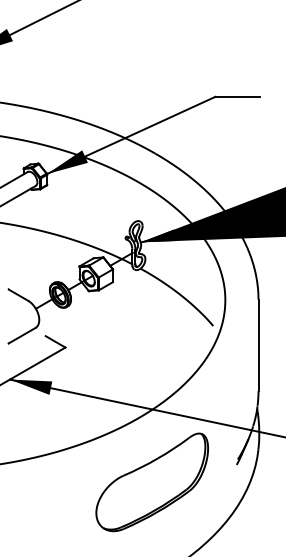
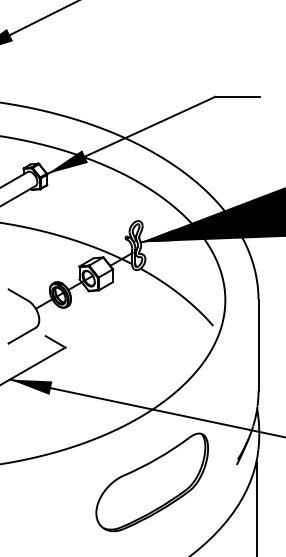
line: none -> present (256, 507)
